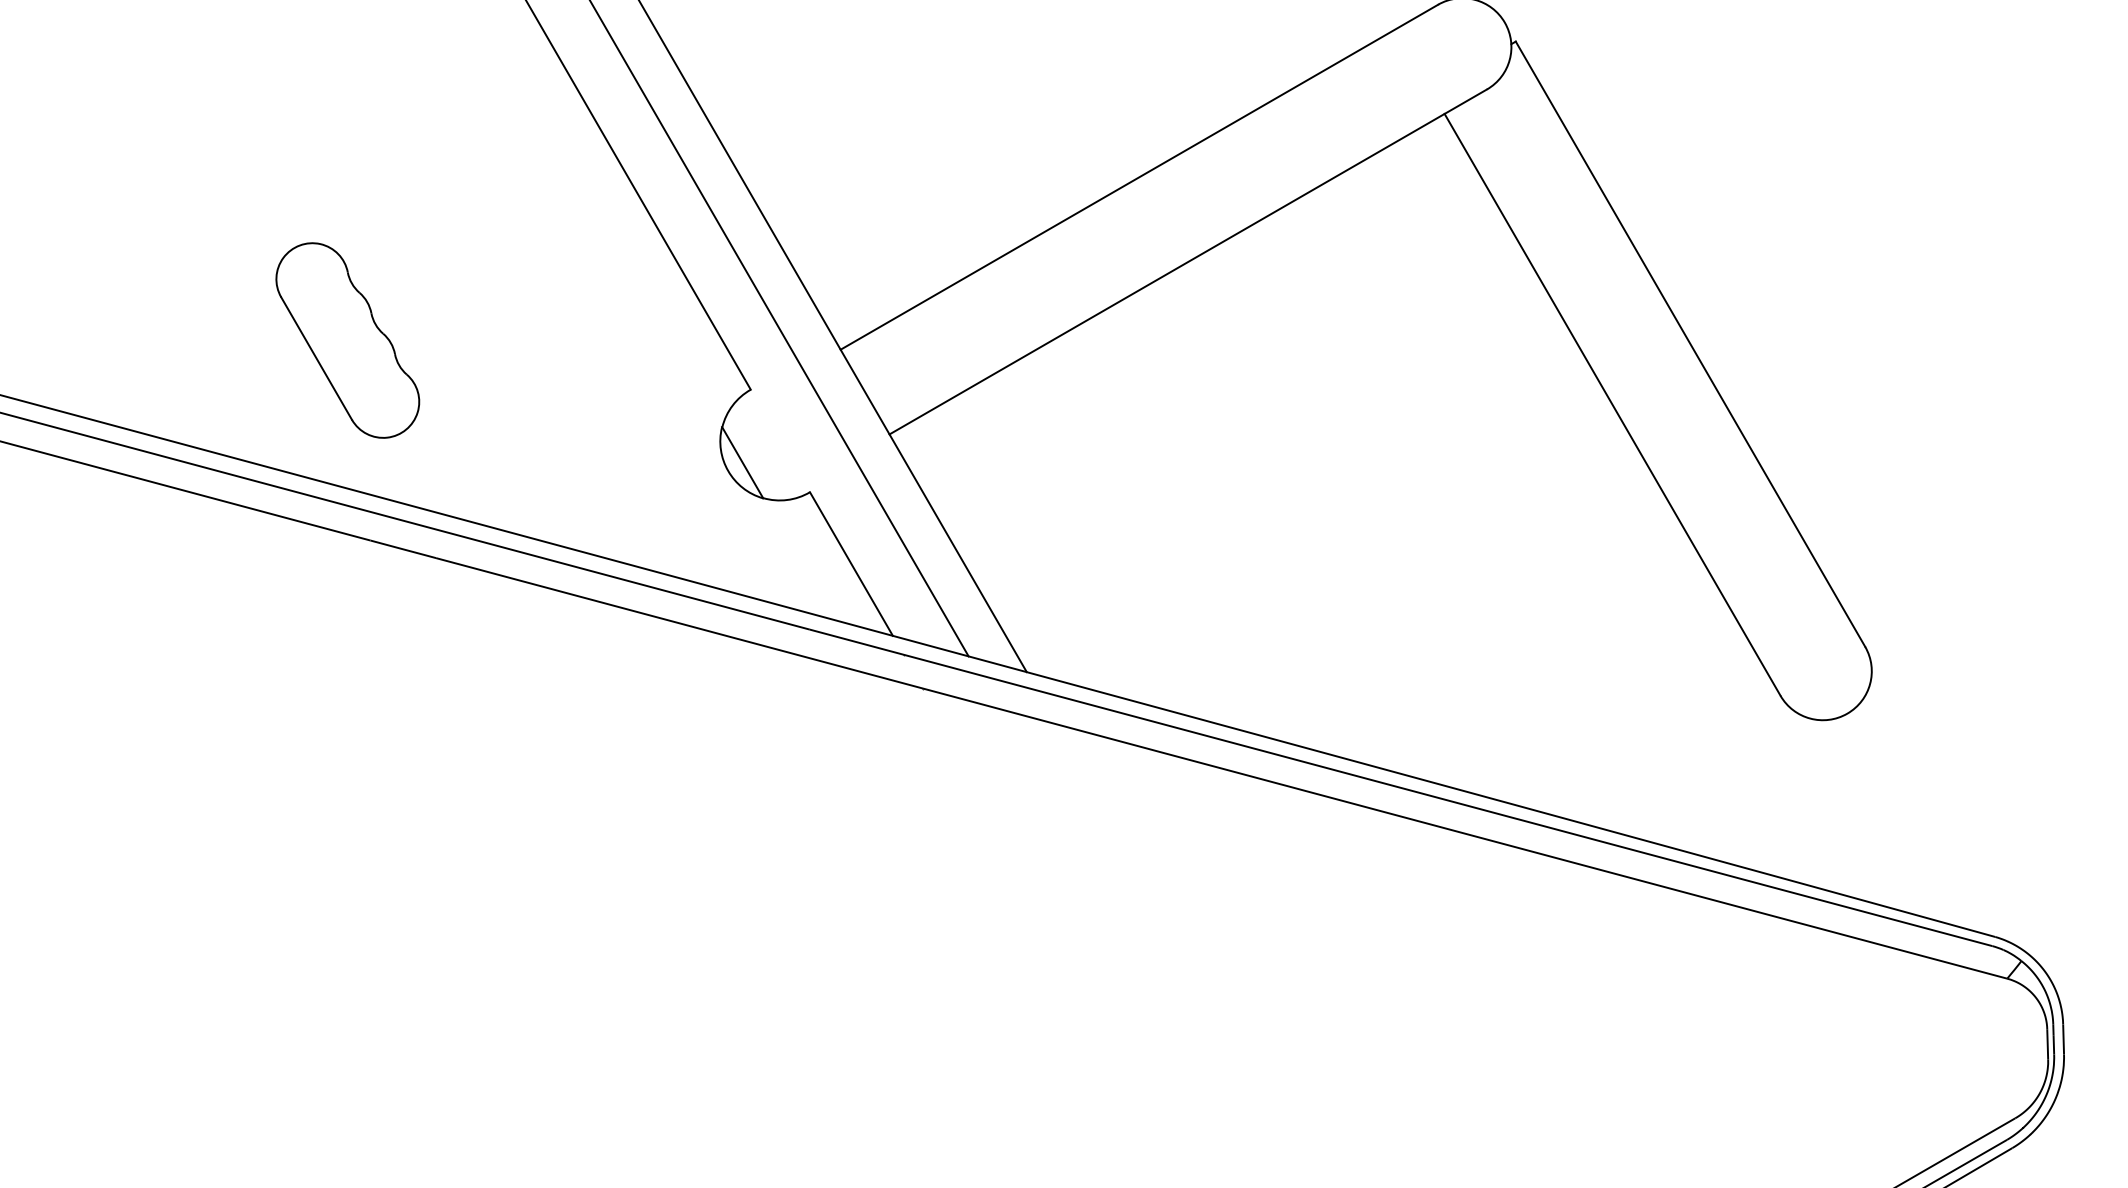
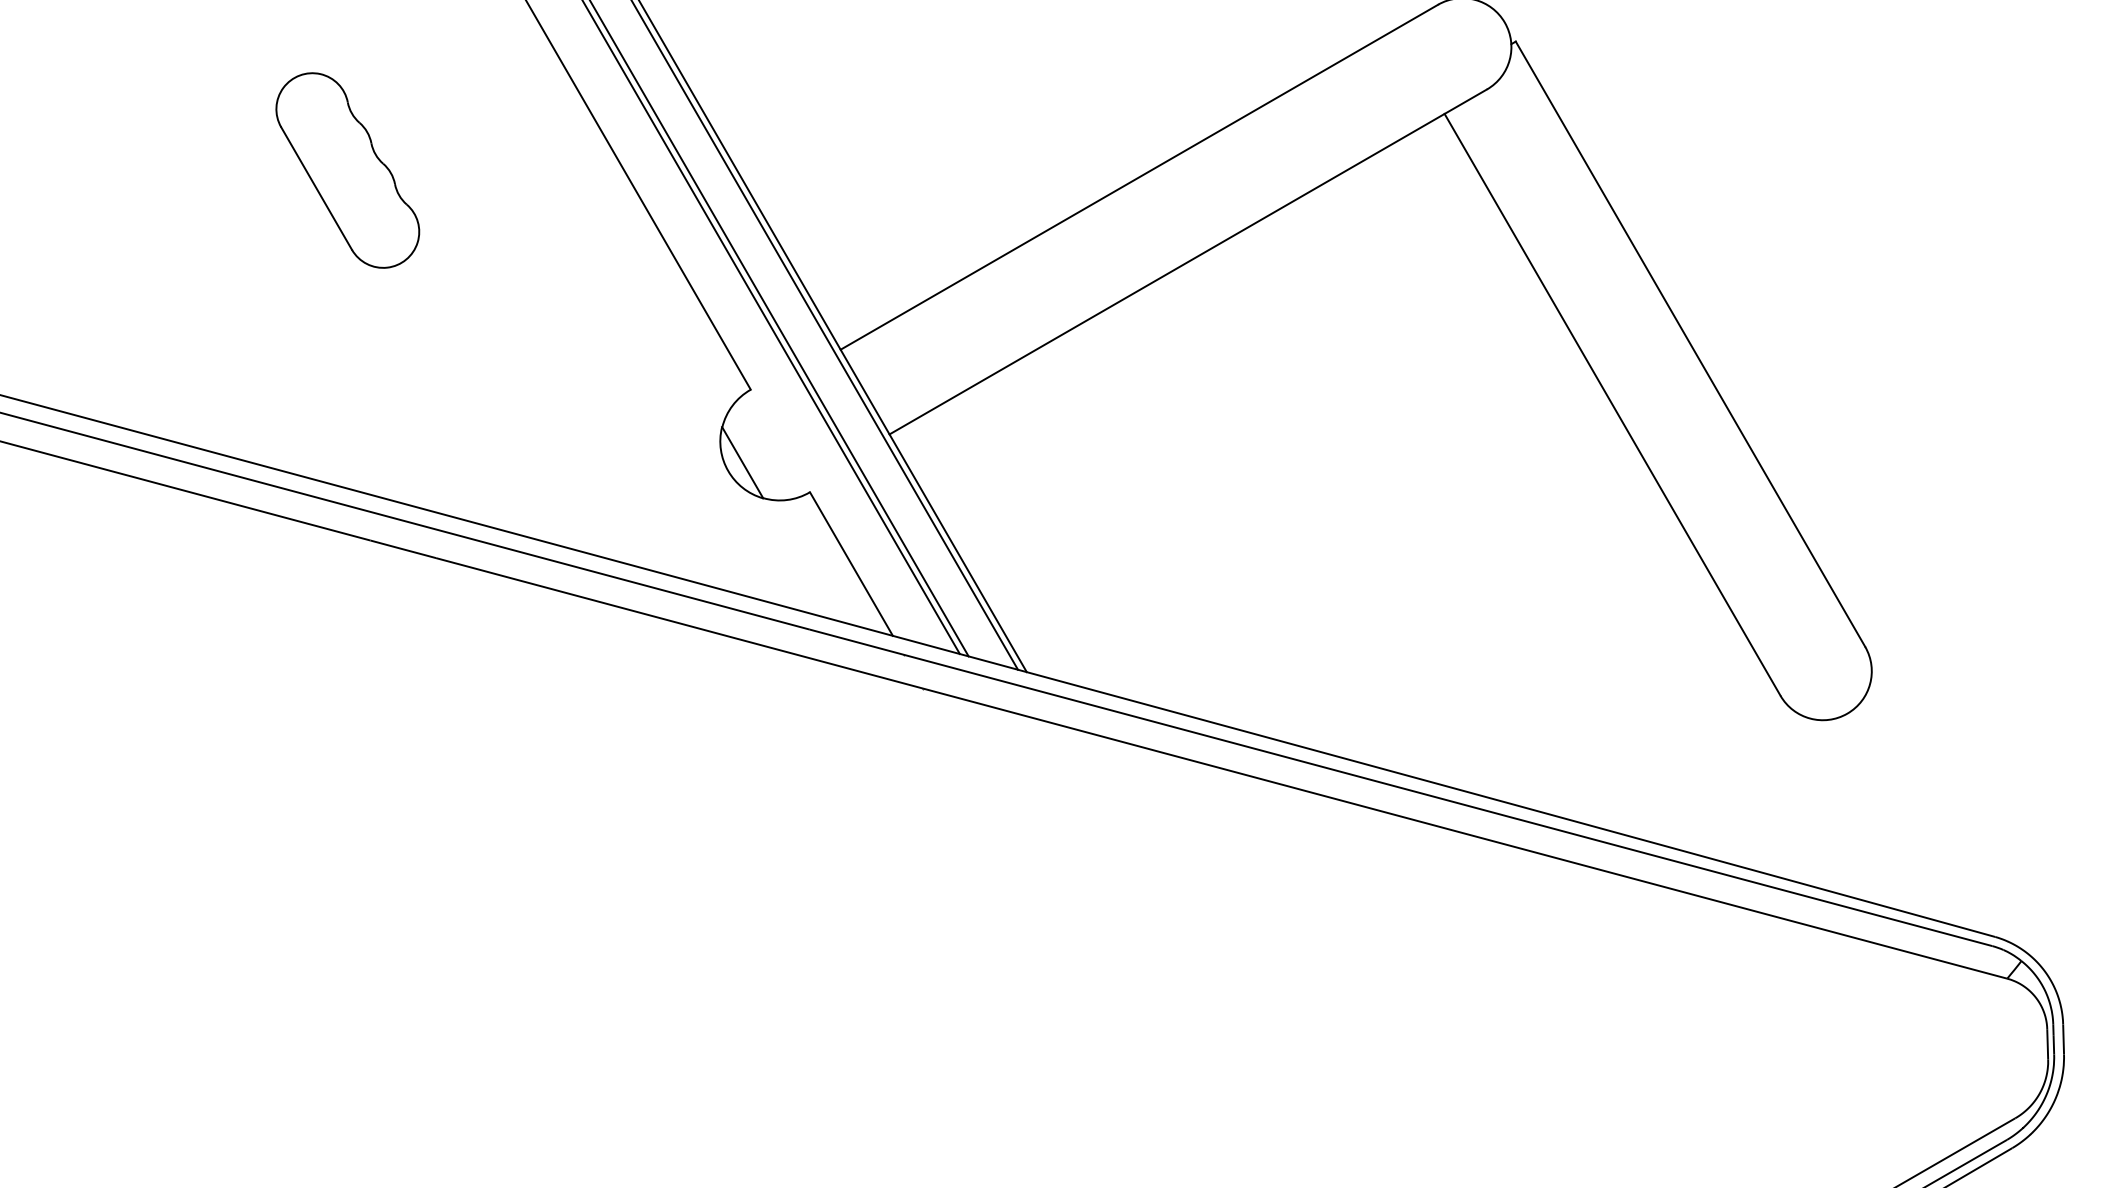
line: none -> present (771, 328)
line: none -> present (825, 335)
part position: (347, 340) -> (347, 170) (347, 170)
